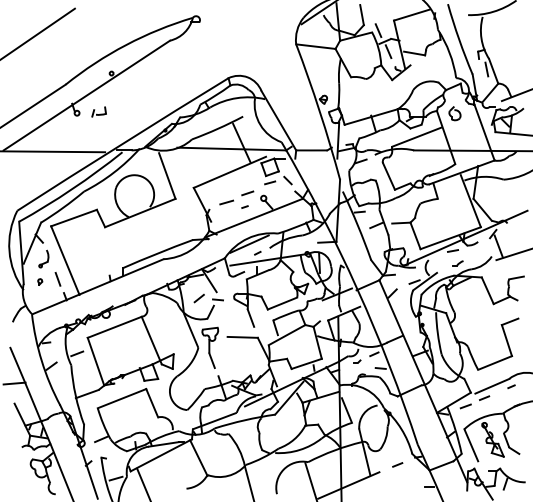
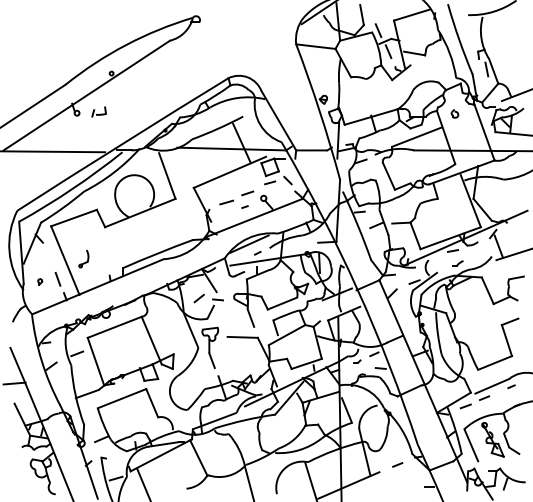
line: present -> none (38, 33)
part size: 14x16 px -> 10x10 px (454, 113)
part position: (43, 258) -> (83, 258) (83, 258)
